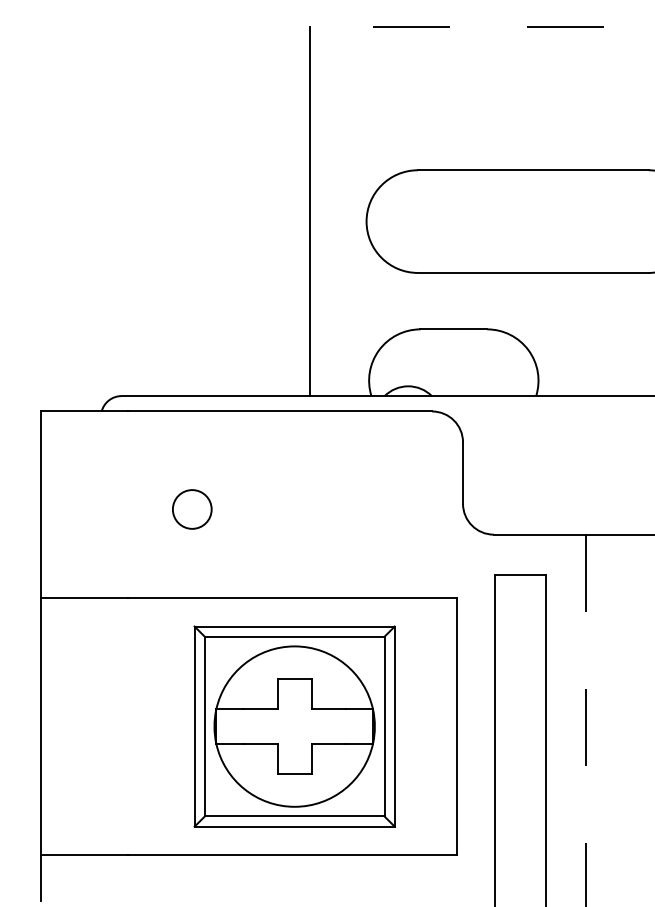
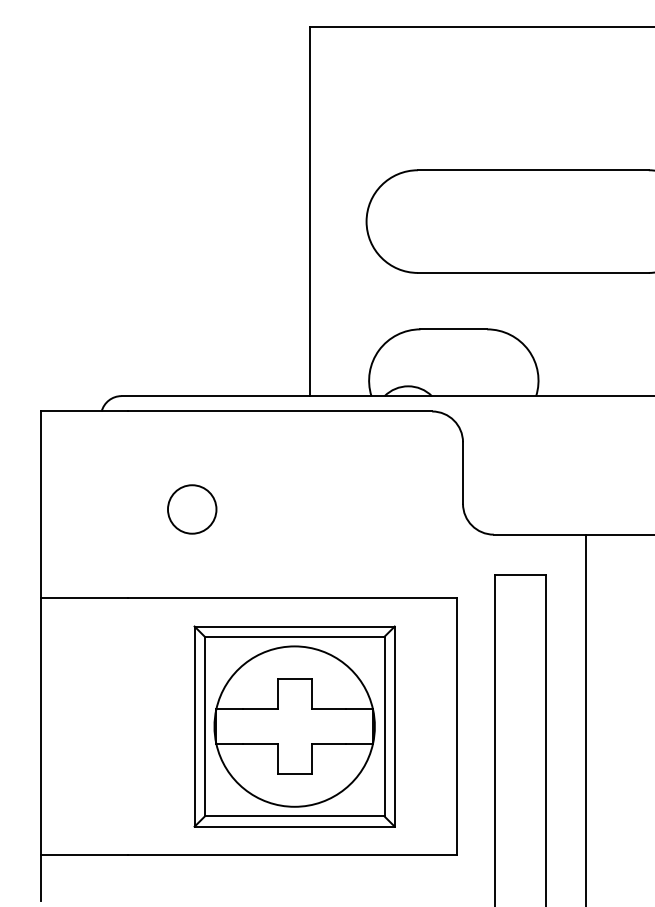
line: dashed -> solid (482, 26)
circle size: 41x41 px -> 51x51 px (192, 509)
line: dashed -> solid (586, 720)
